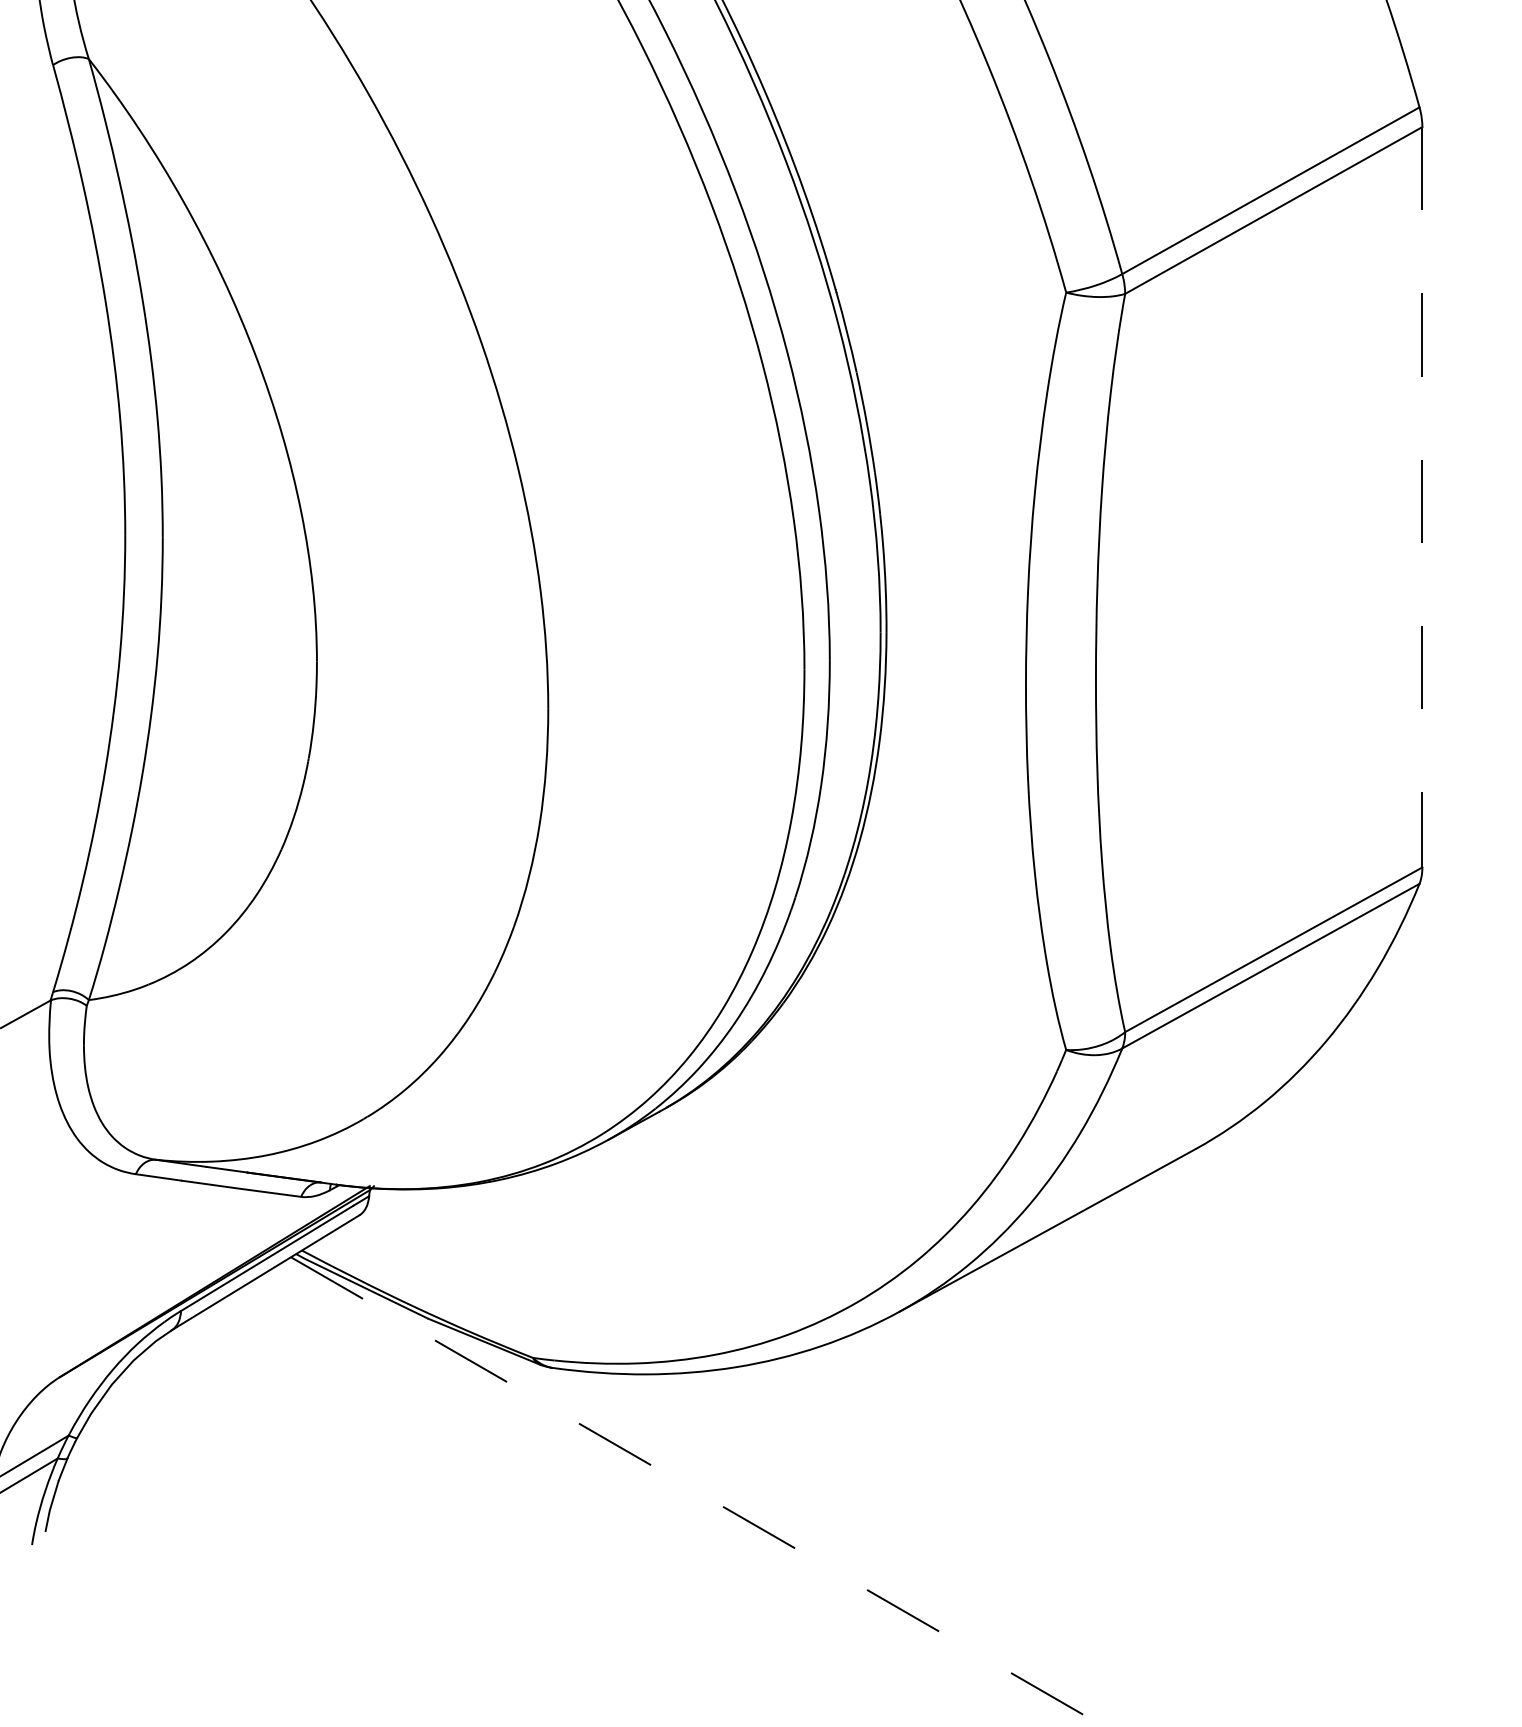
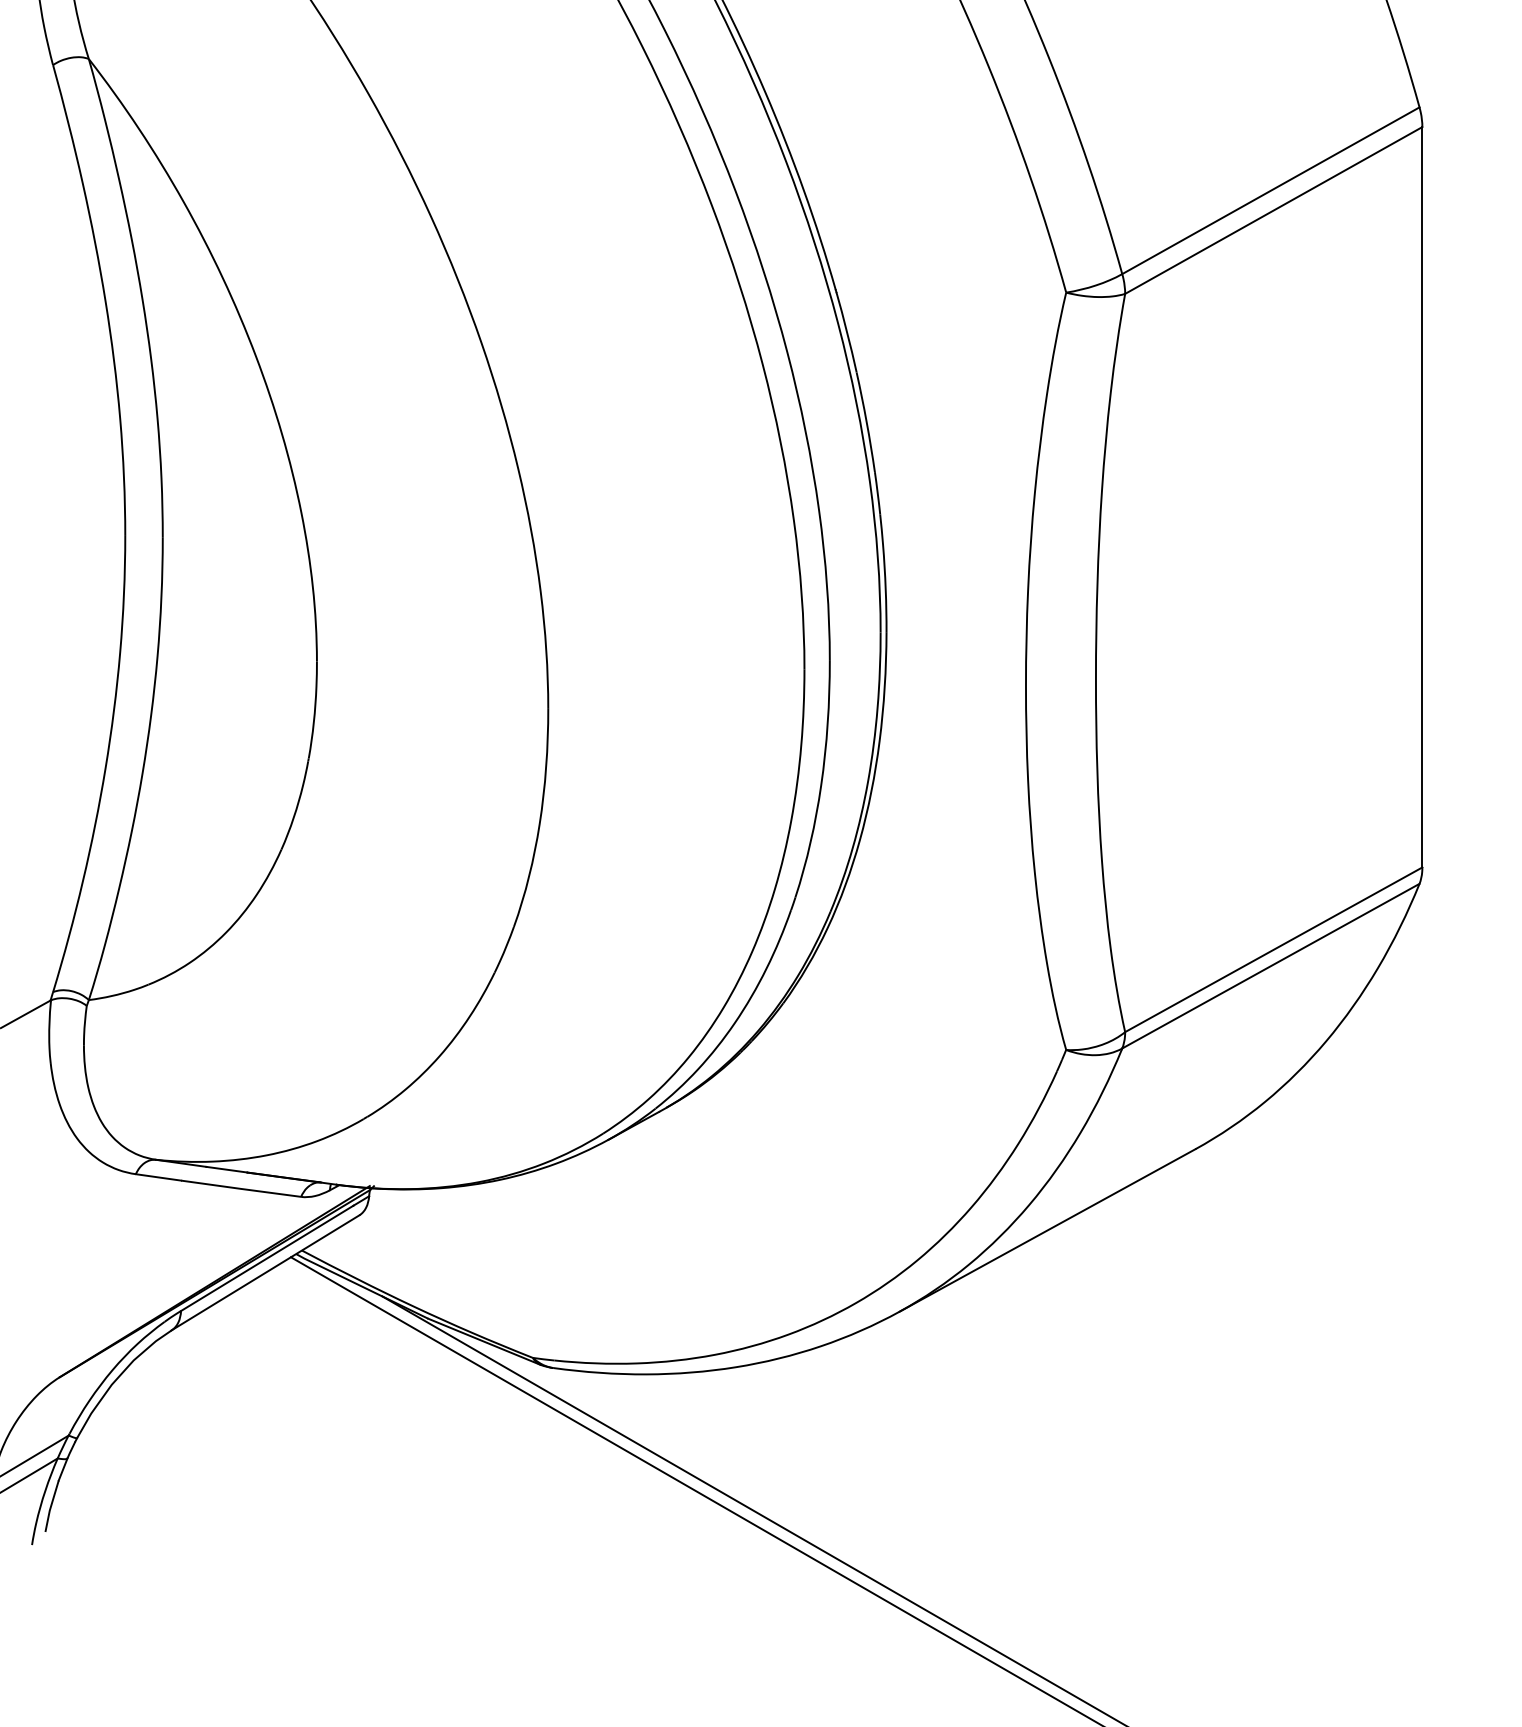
line: dashed -> solid (1422, 497)
line: dashed -> solid (698, 1492)
line: none -> present (752, 1509)
